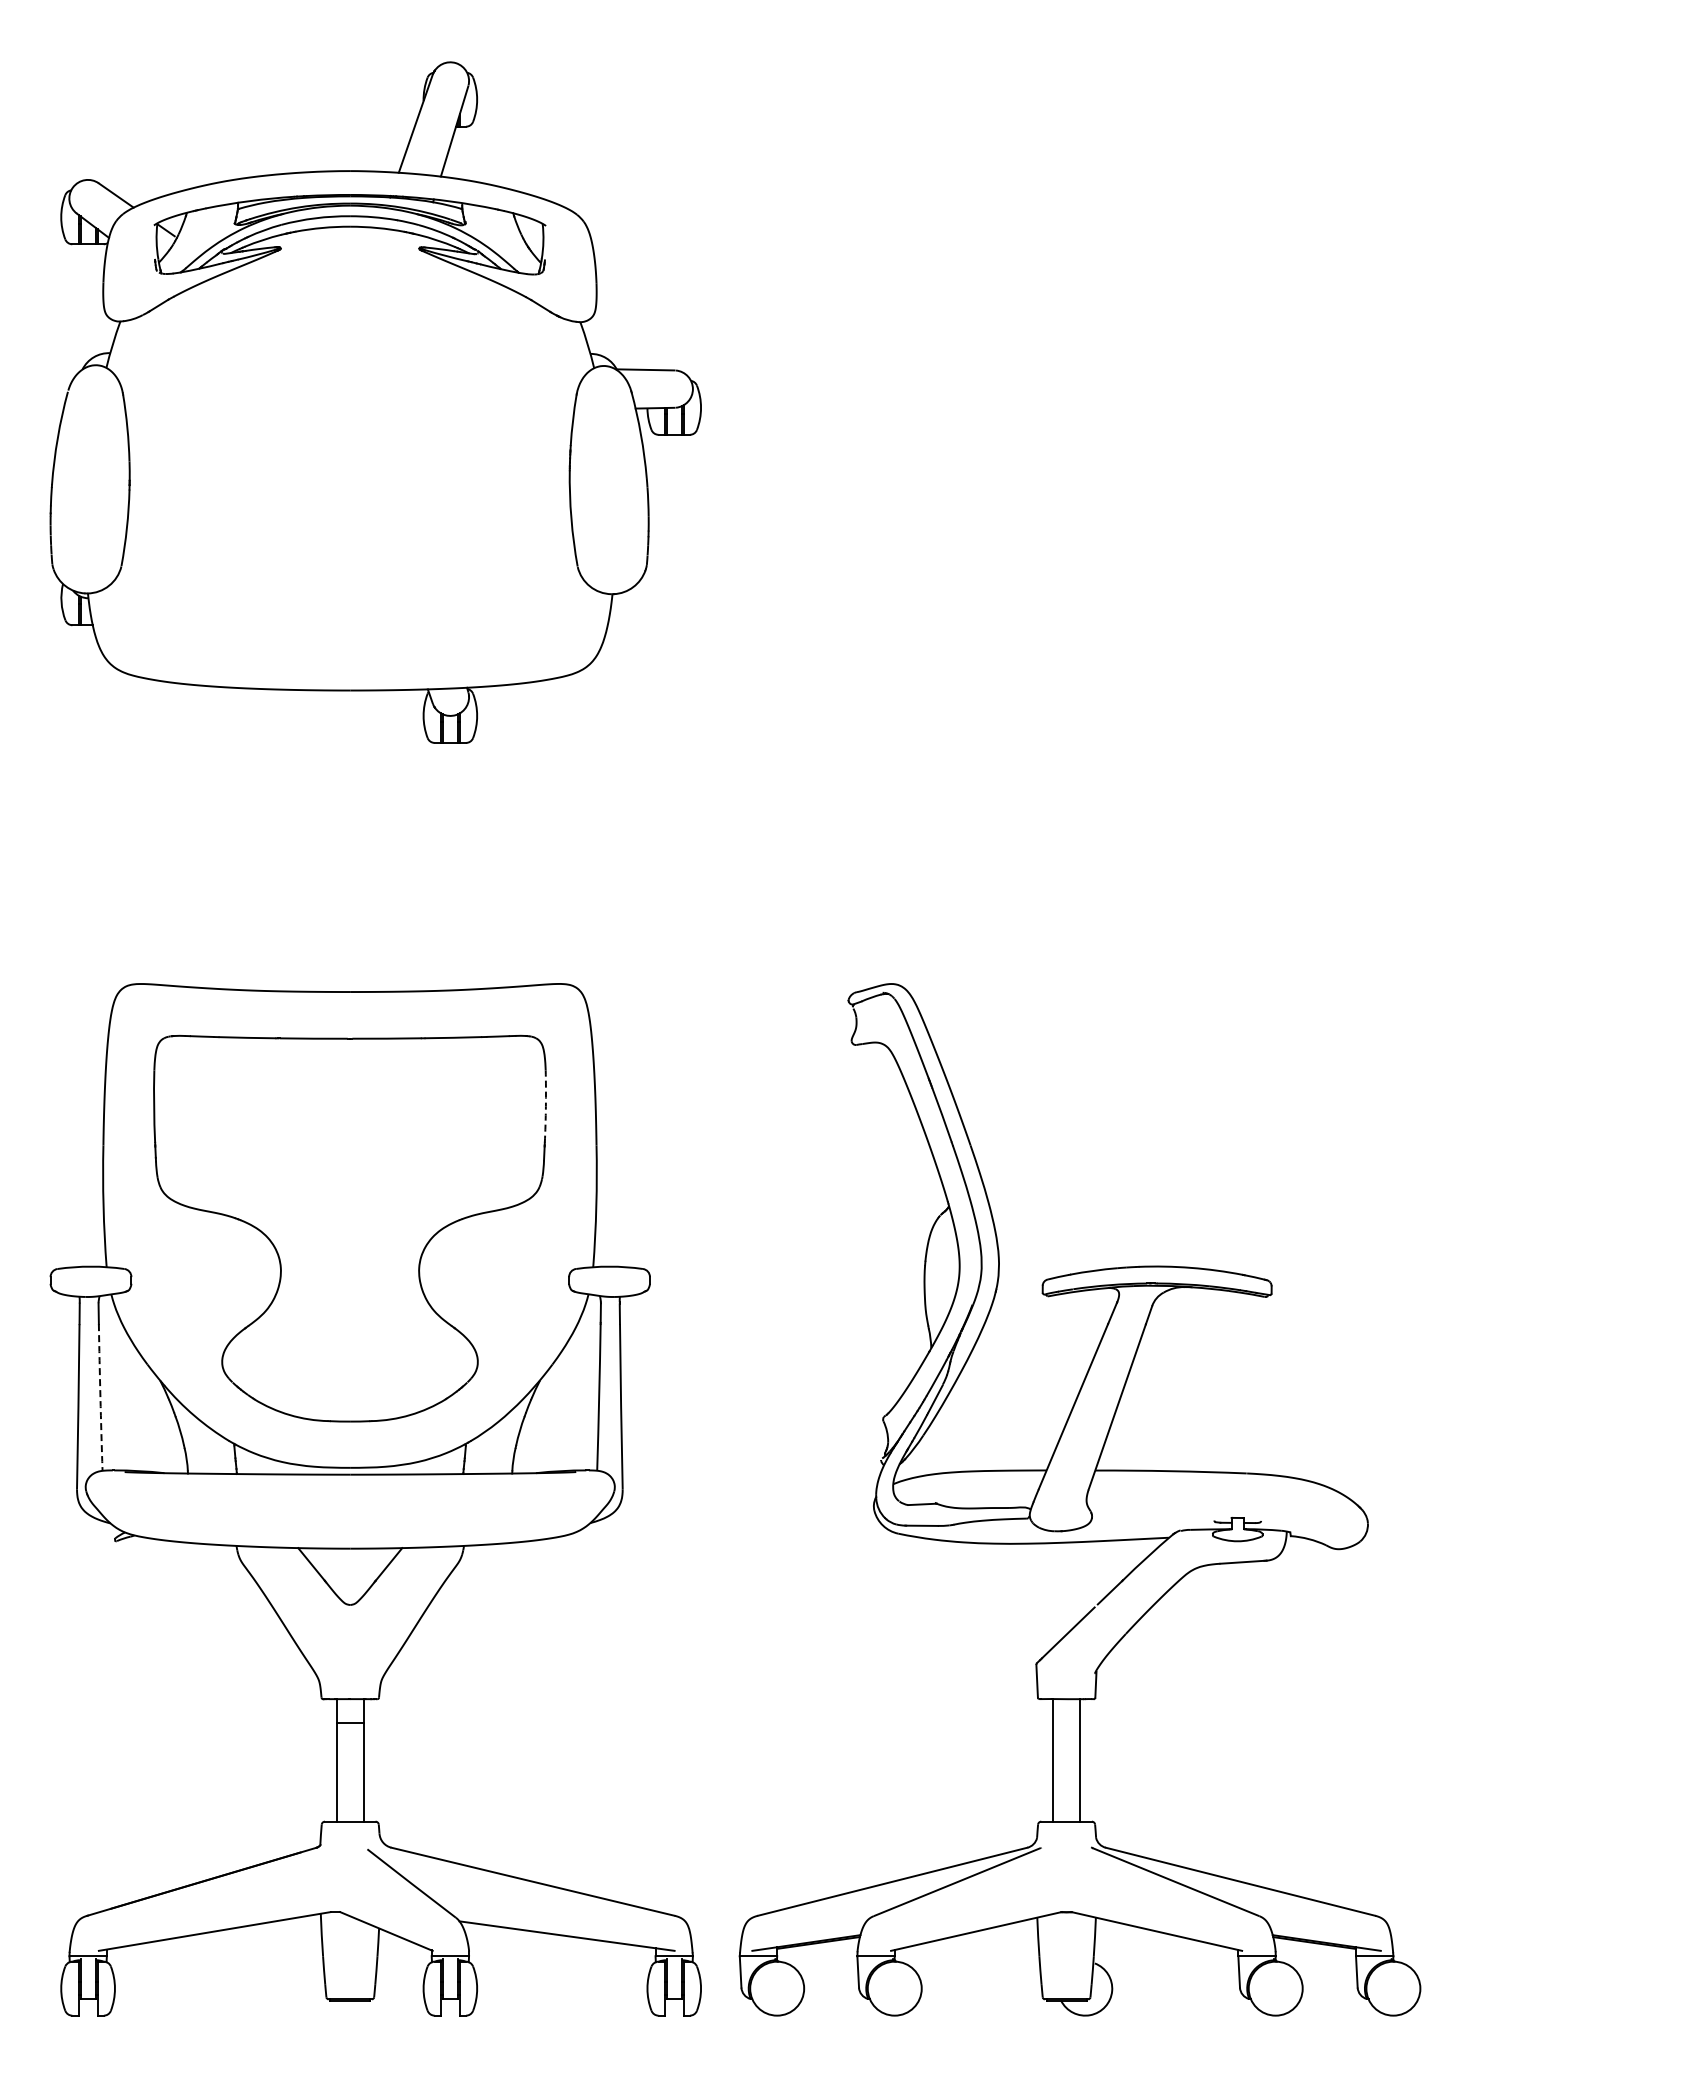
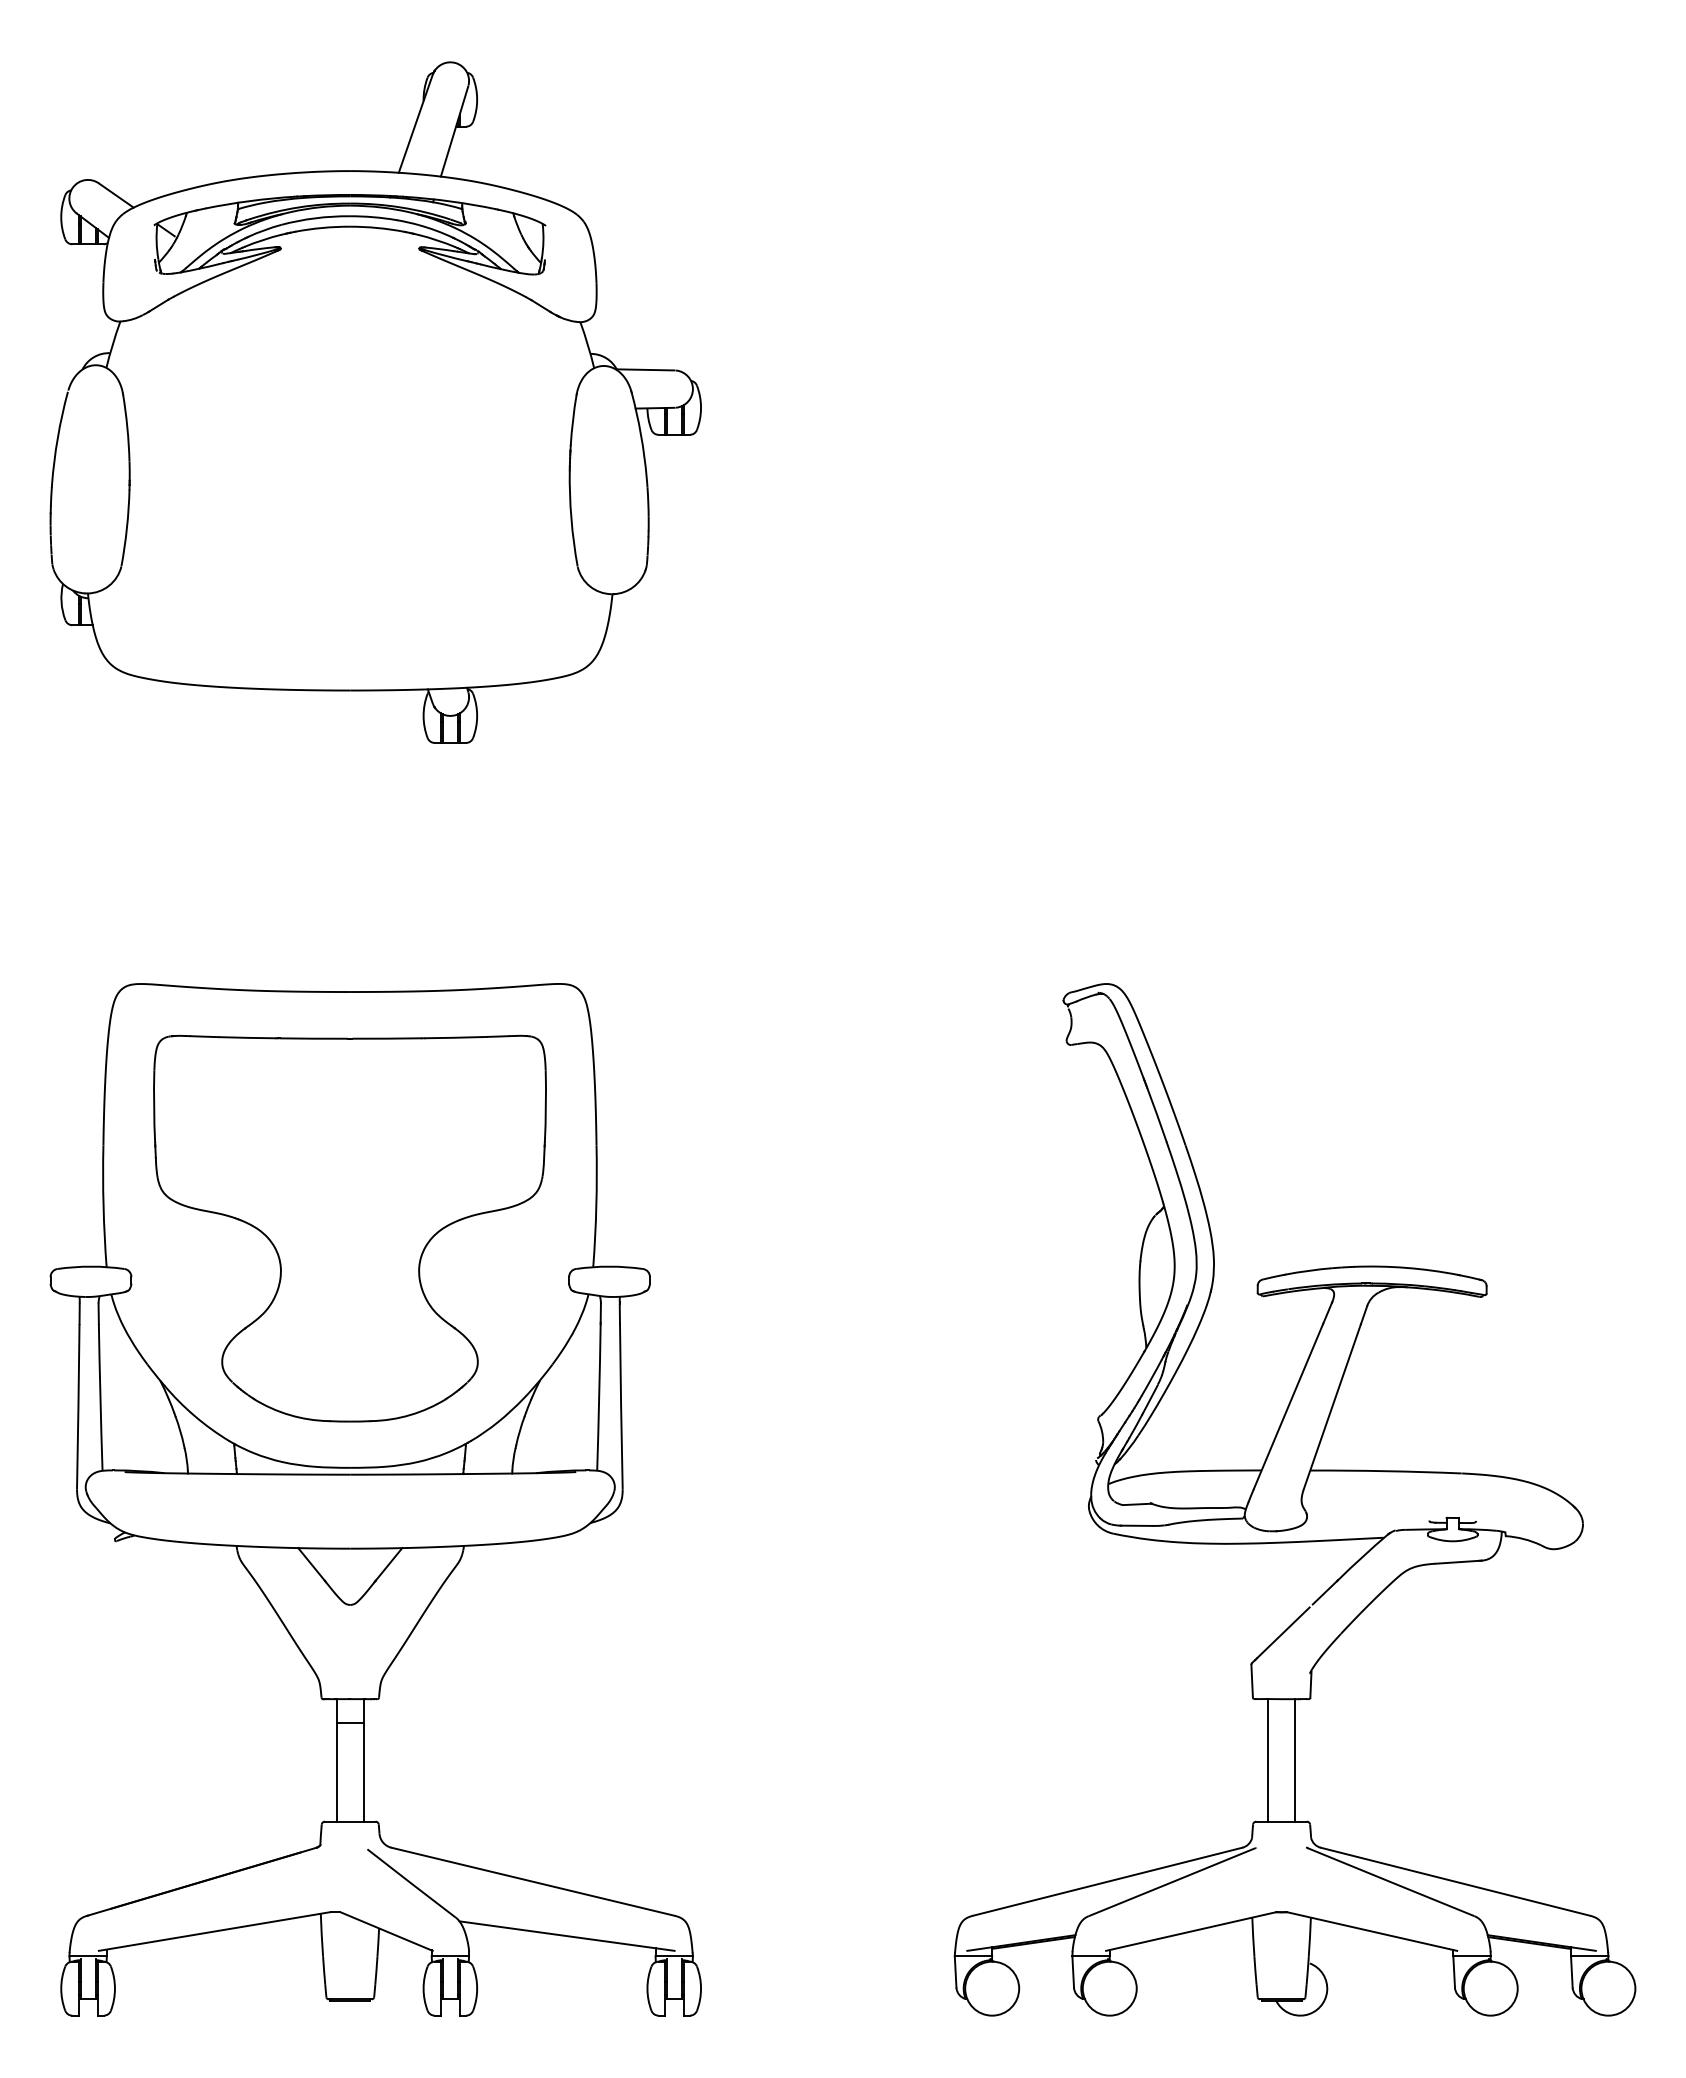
arc: dashed -> solid (545, 1106)
arc: dashed -> solid (100, 1397)
part position: (1079, 1499) -> (1294, 1499) (1294, 1499)
